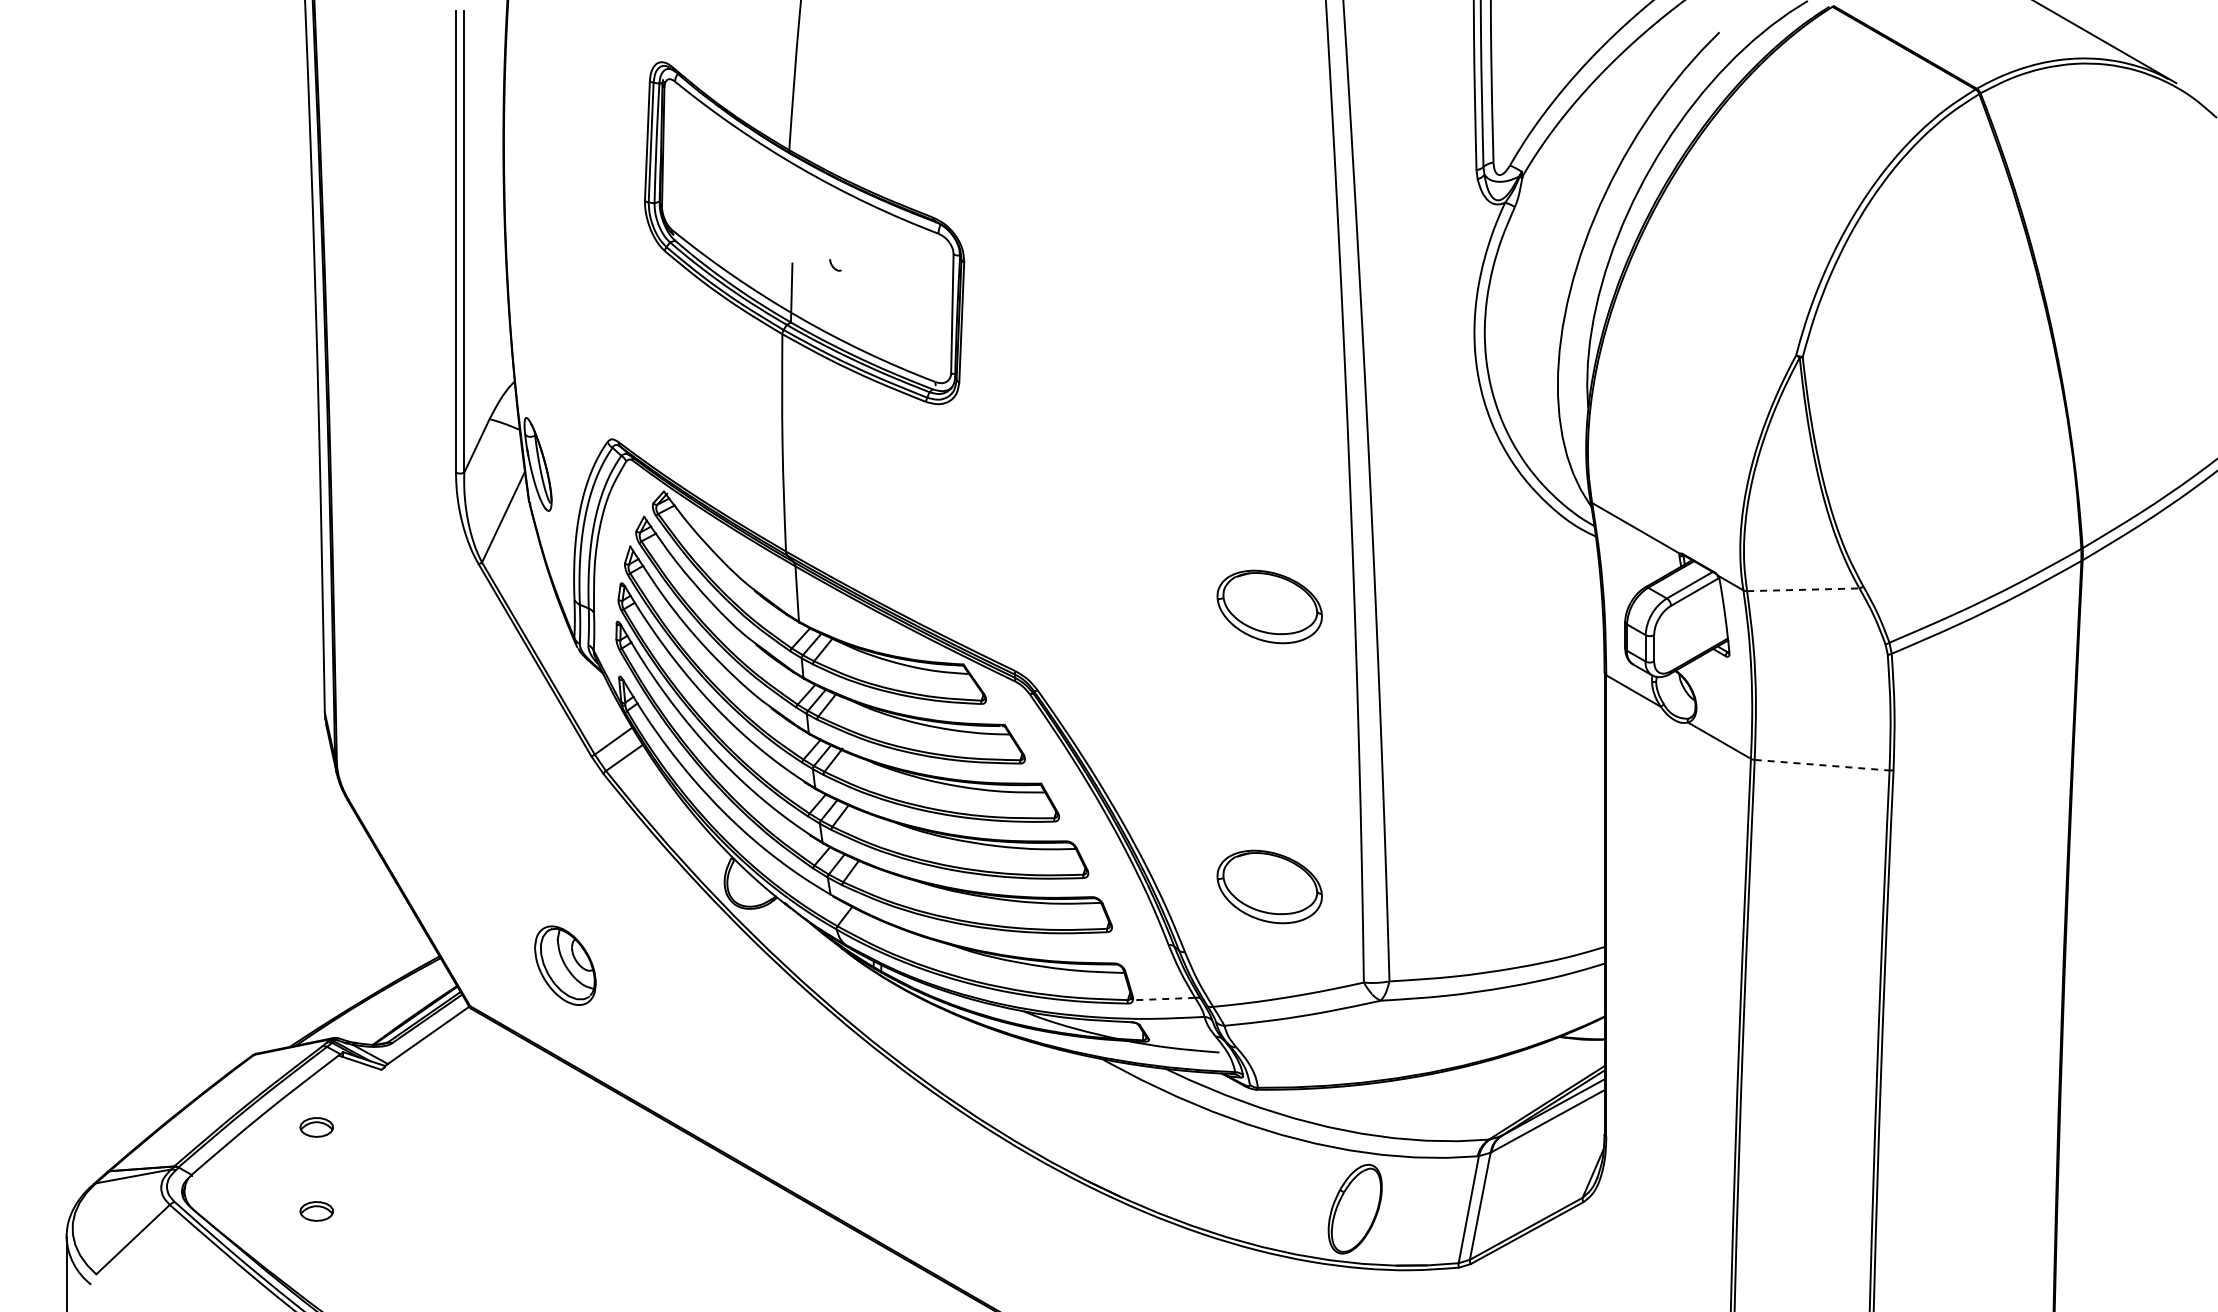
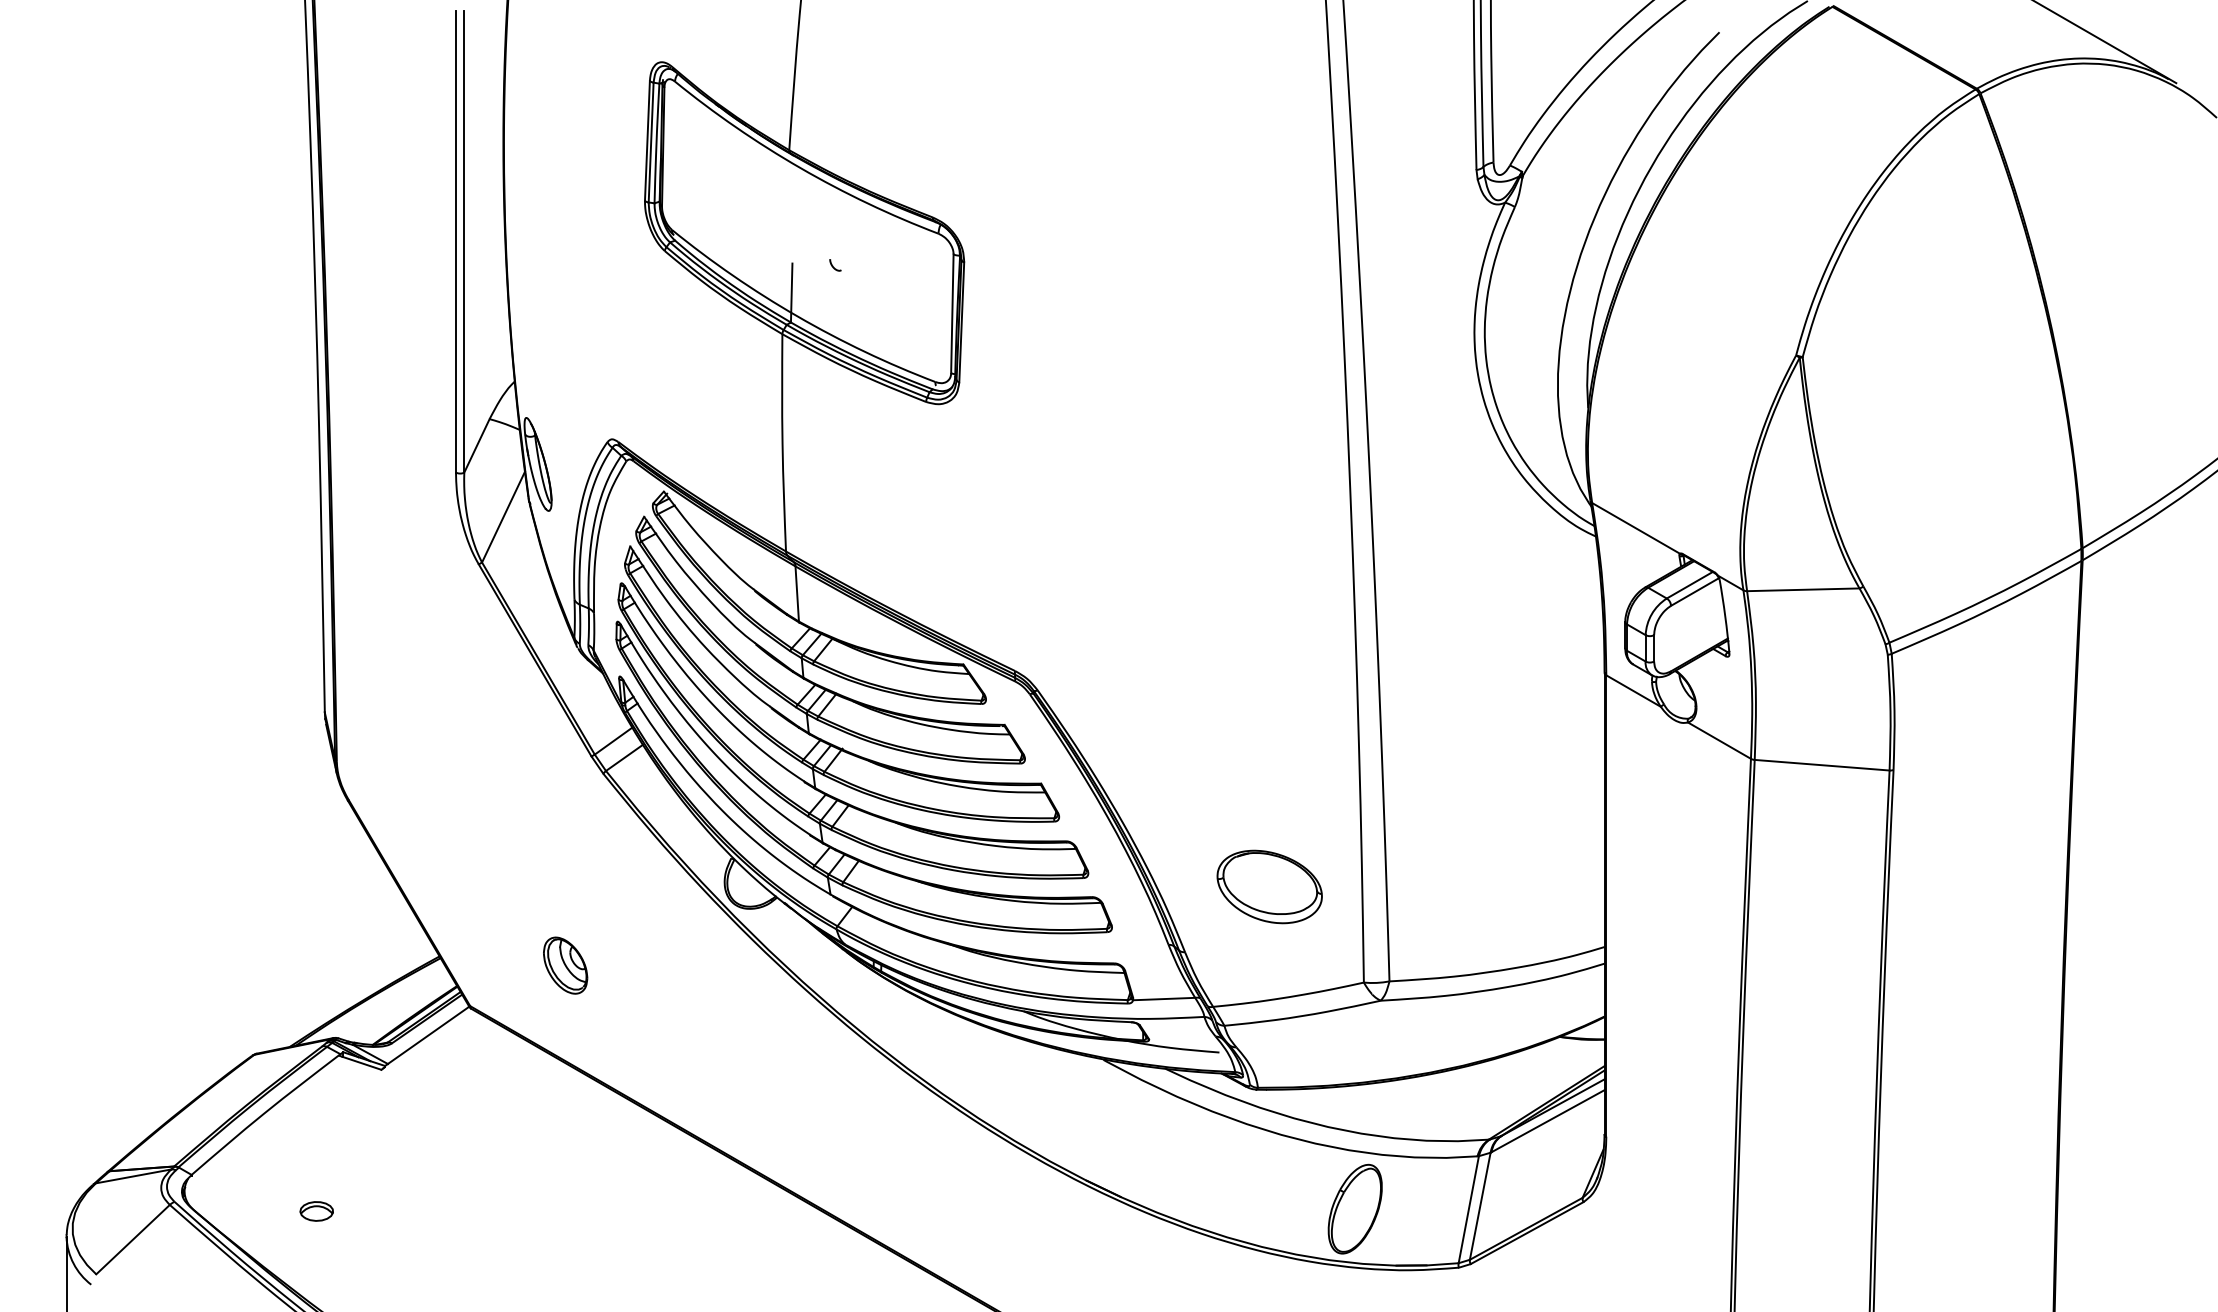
line: dashed -> solid (1803, 589)
part: present -> none (1269, 606)
line: dashed -> solid (1822, 765)
part size: 63x81 px -> 46x59 px (565, 965)
line: dashed -> solid (1163, 999)
part: present -> none (316, 1127)
